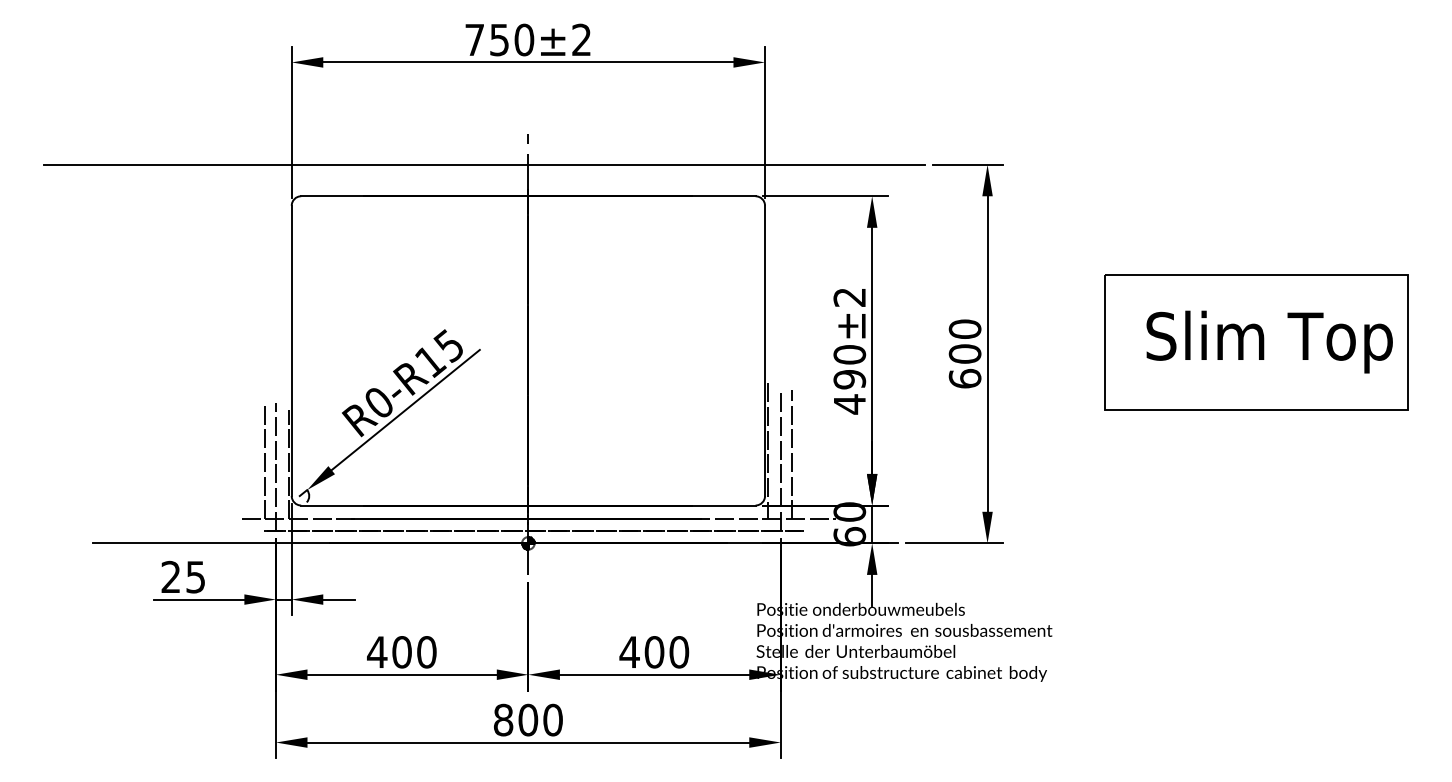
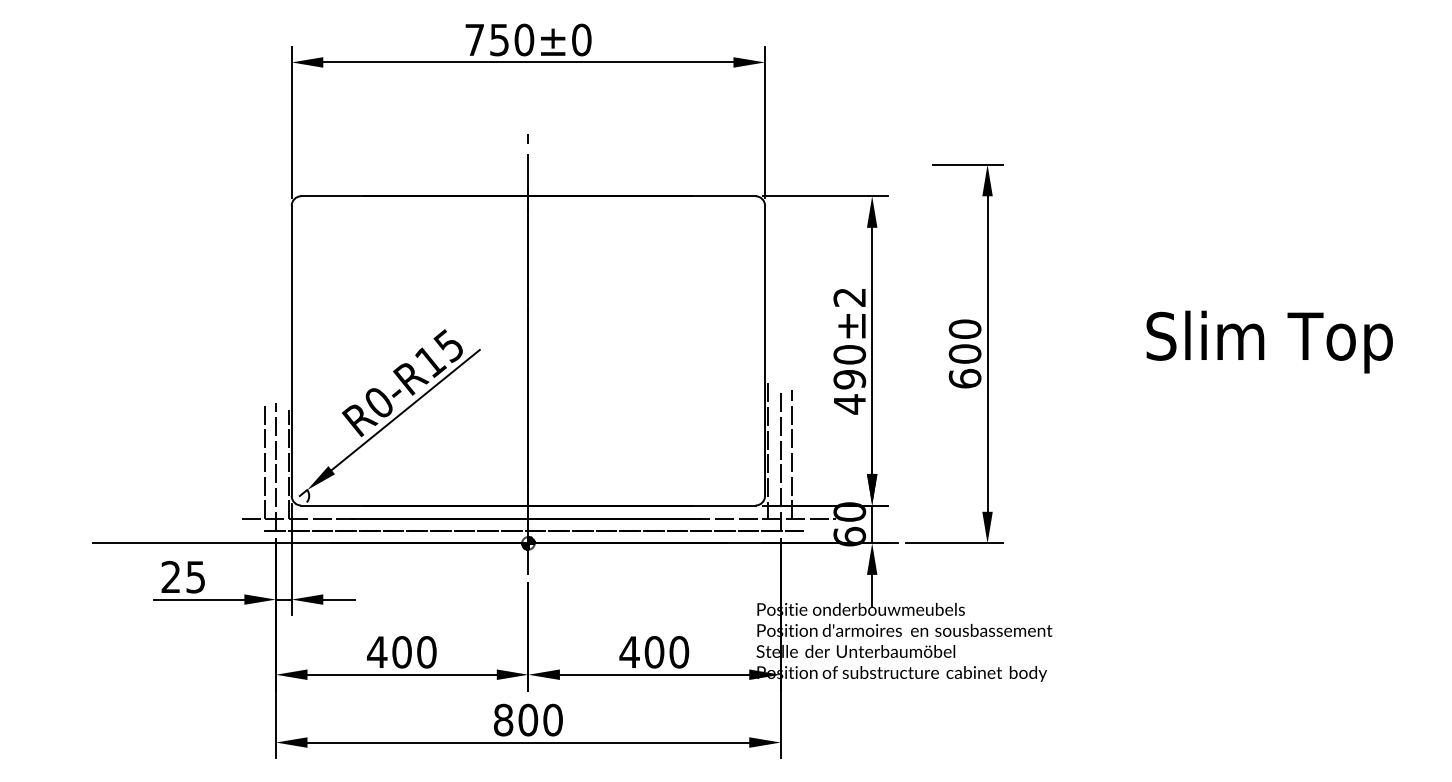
text: 750±2 -> 750±0 (581, 39)
line: present -> none (484, 164)
part: present -> none (1256, 342)
